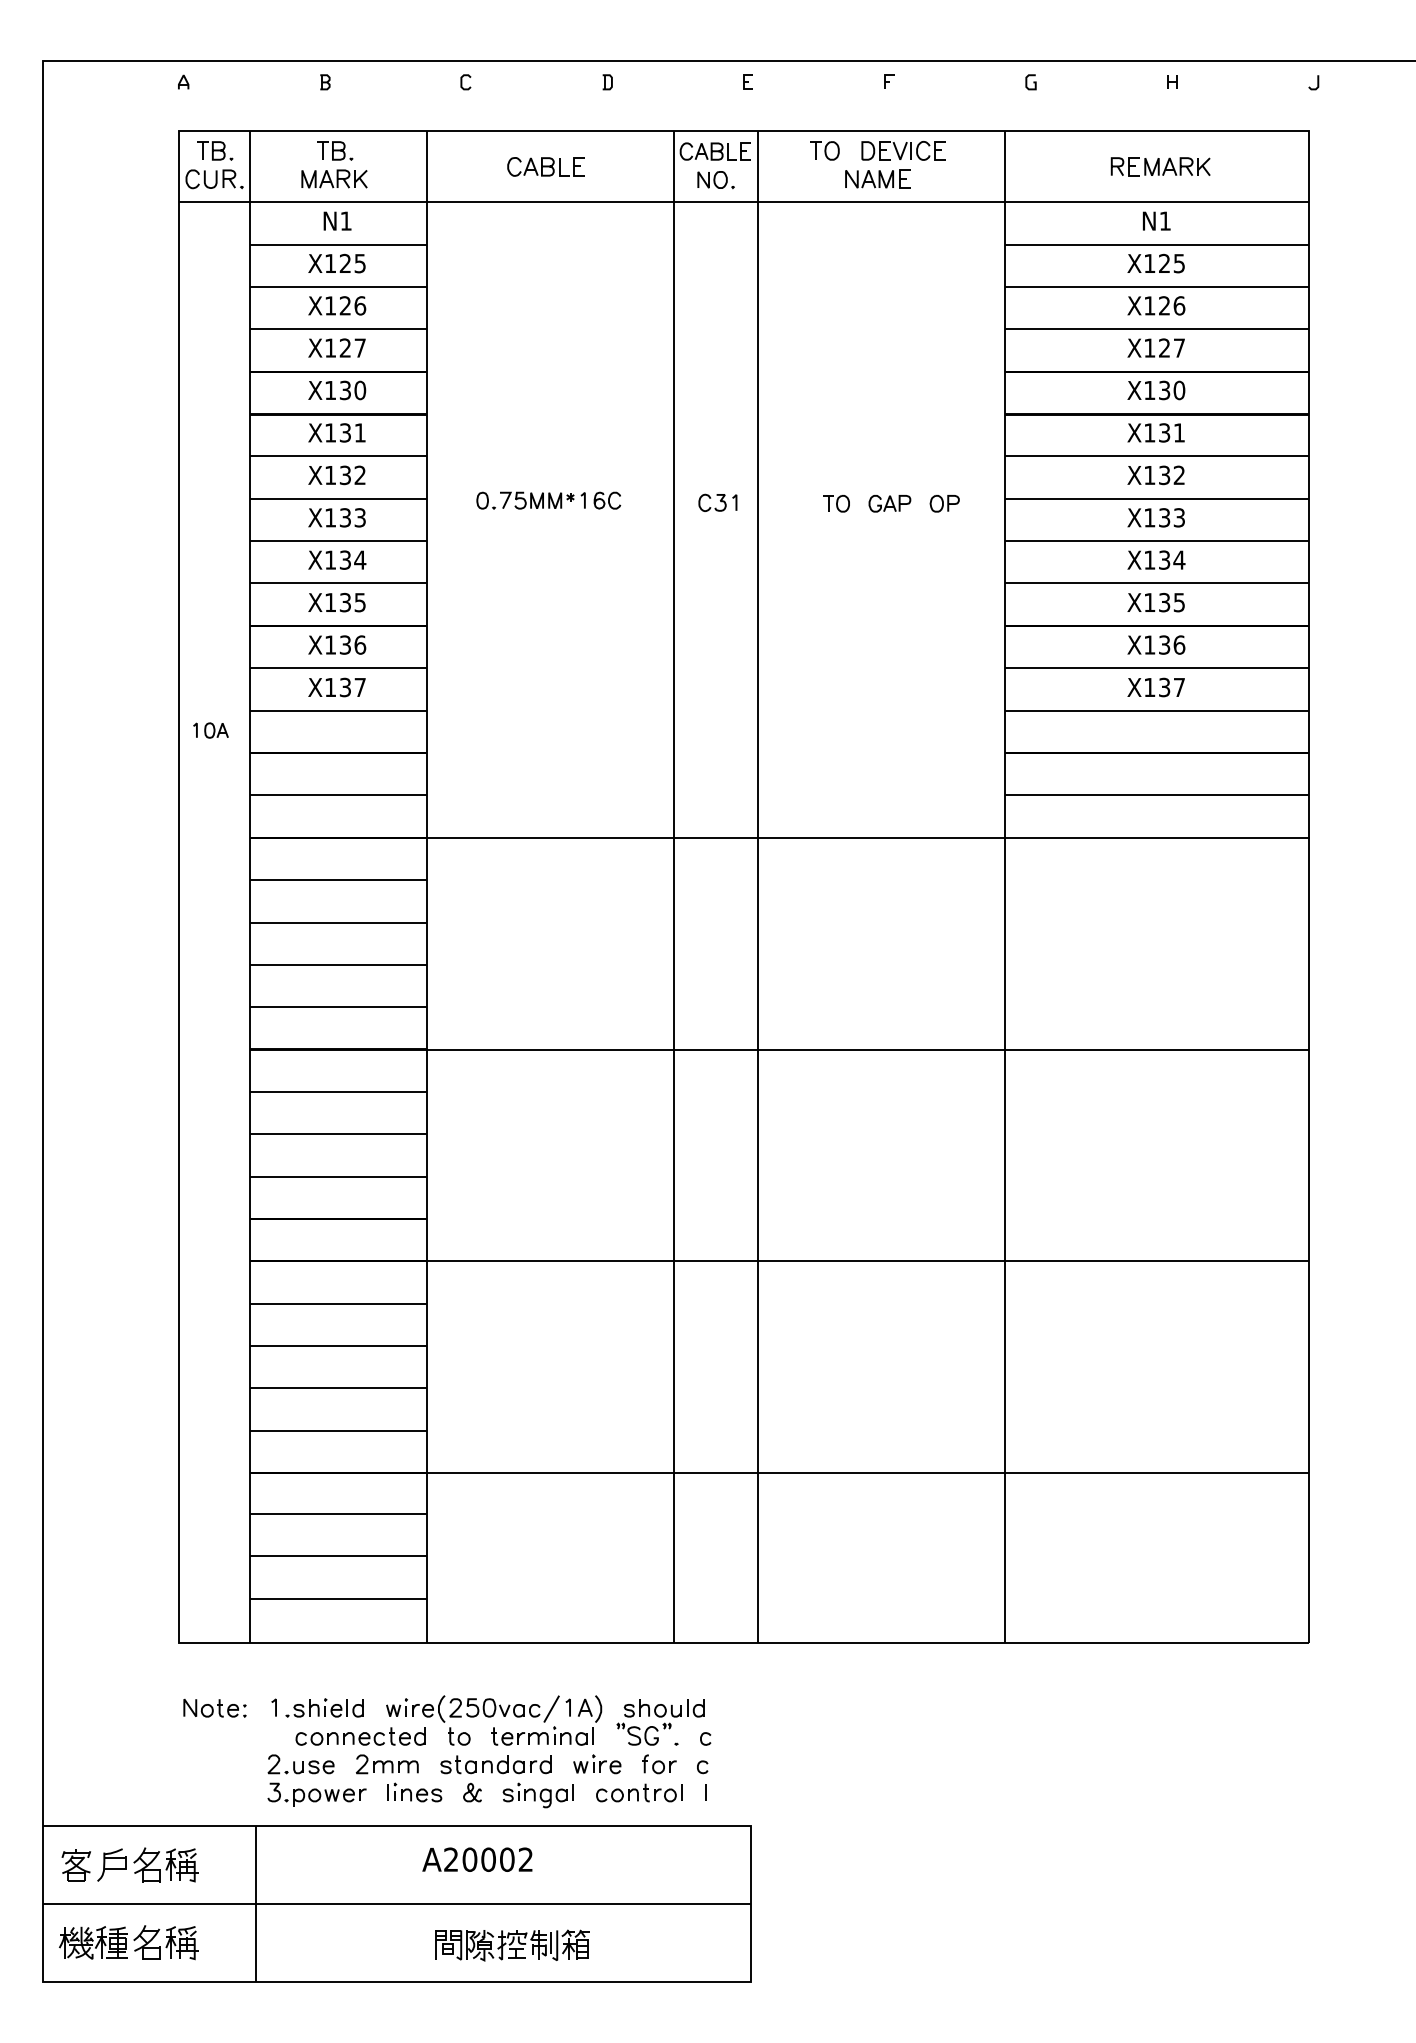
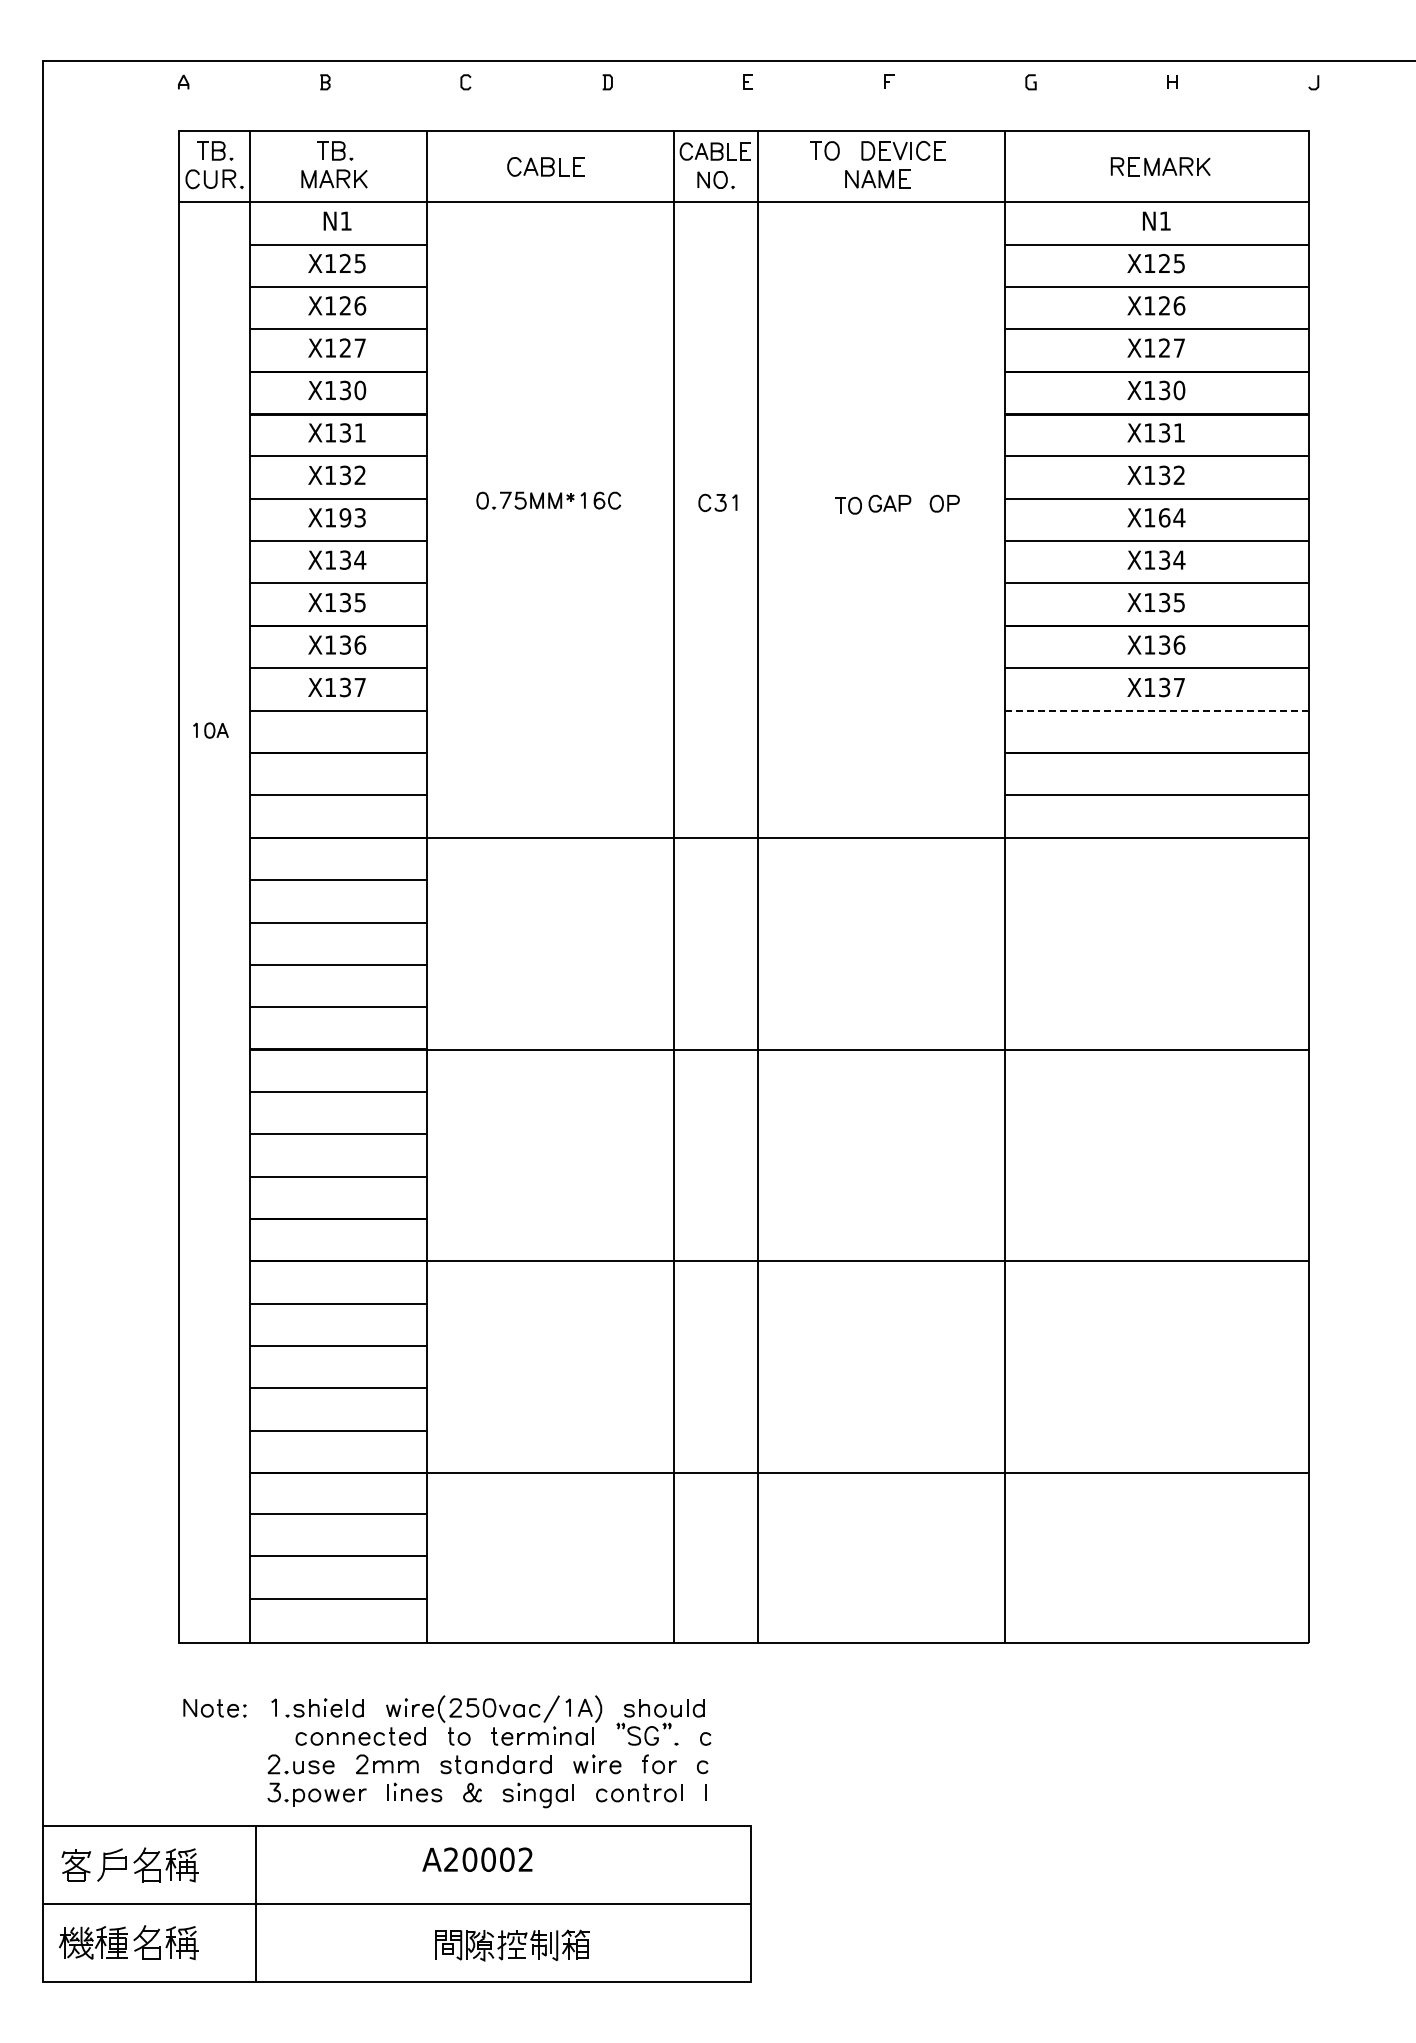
part position: (836, 503) -> (848, 505) (848, 505)
text: X133 -> X193 (345, 517)
text: X133 -> X164 (1172, 517)
line: solid -> dashed (1157, 710)
